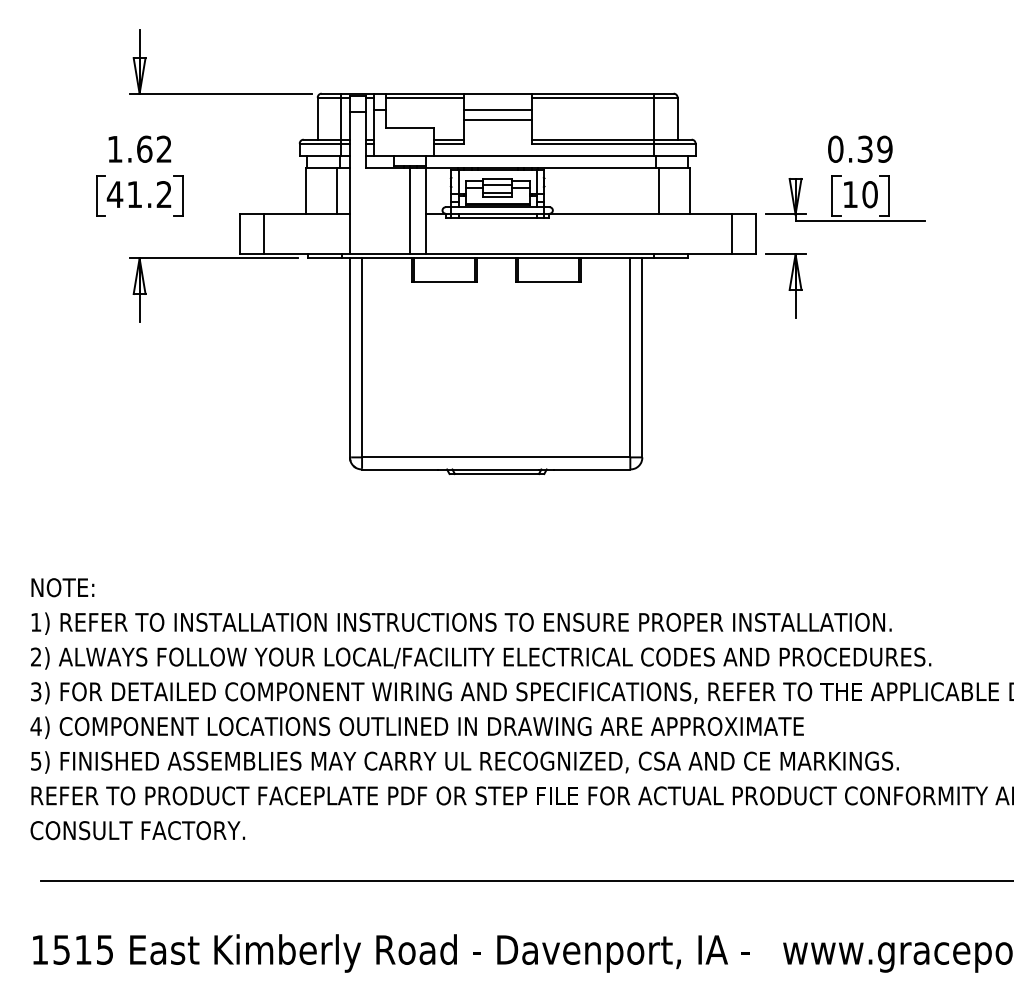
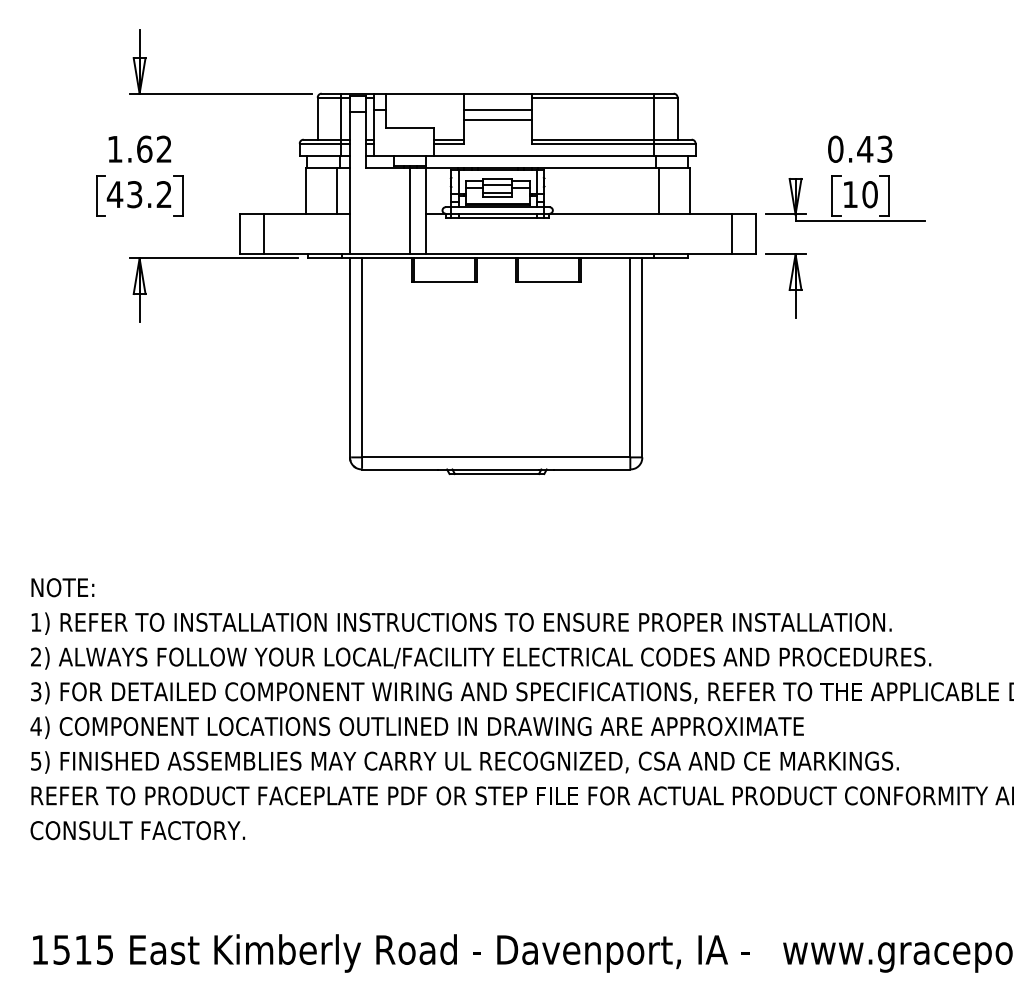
line: present -> none (424, 97)
text: 0.39 -> 0.43 (874, 148)
text: 41.2 -> 43.2 (134, 194)
line: present -> none (525, 881)
